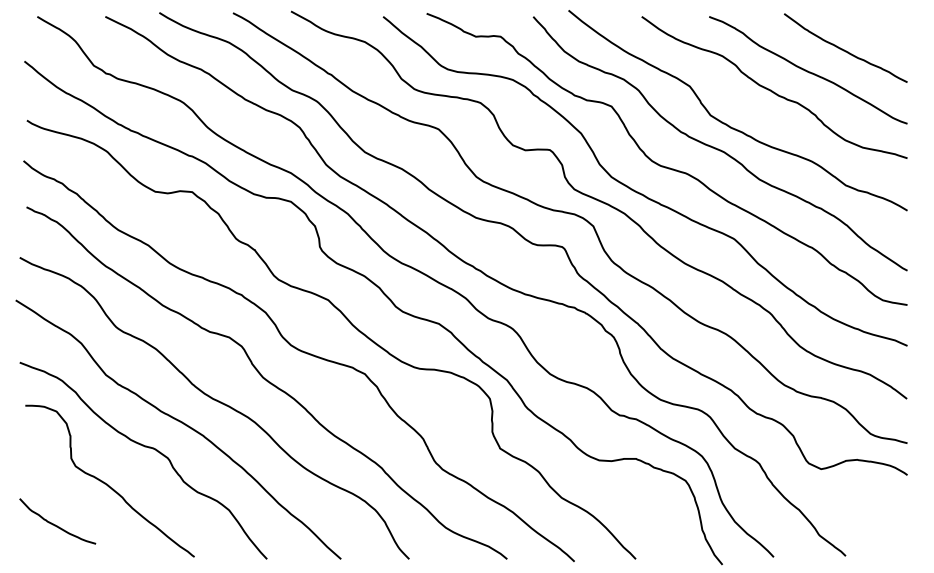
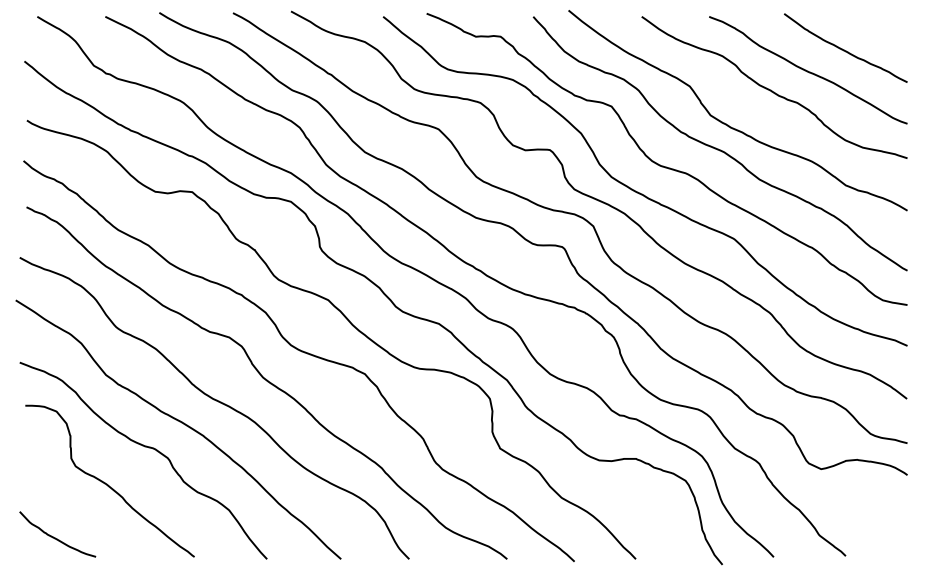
curve position: (55, 524) -> (55, 537) (55, 537)
